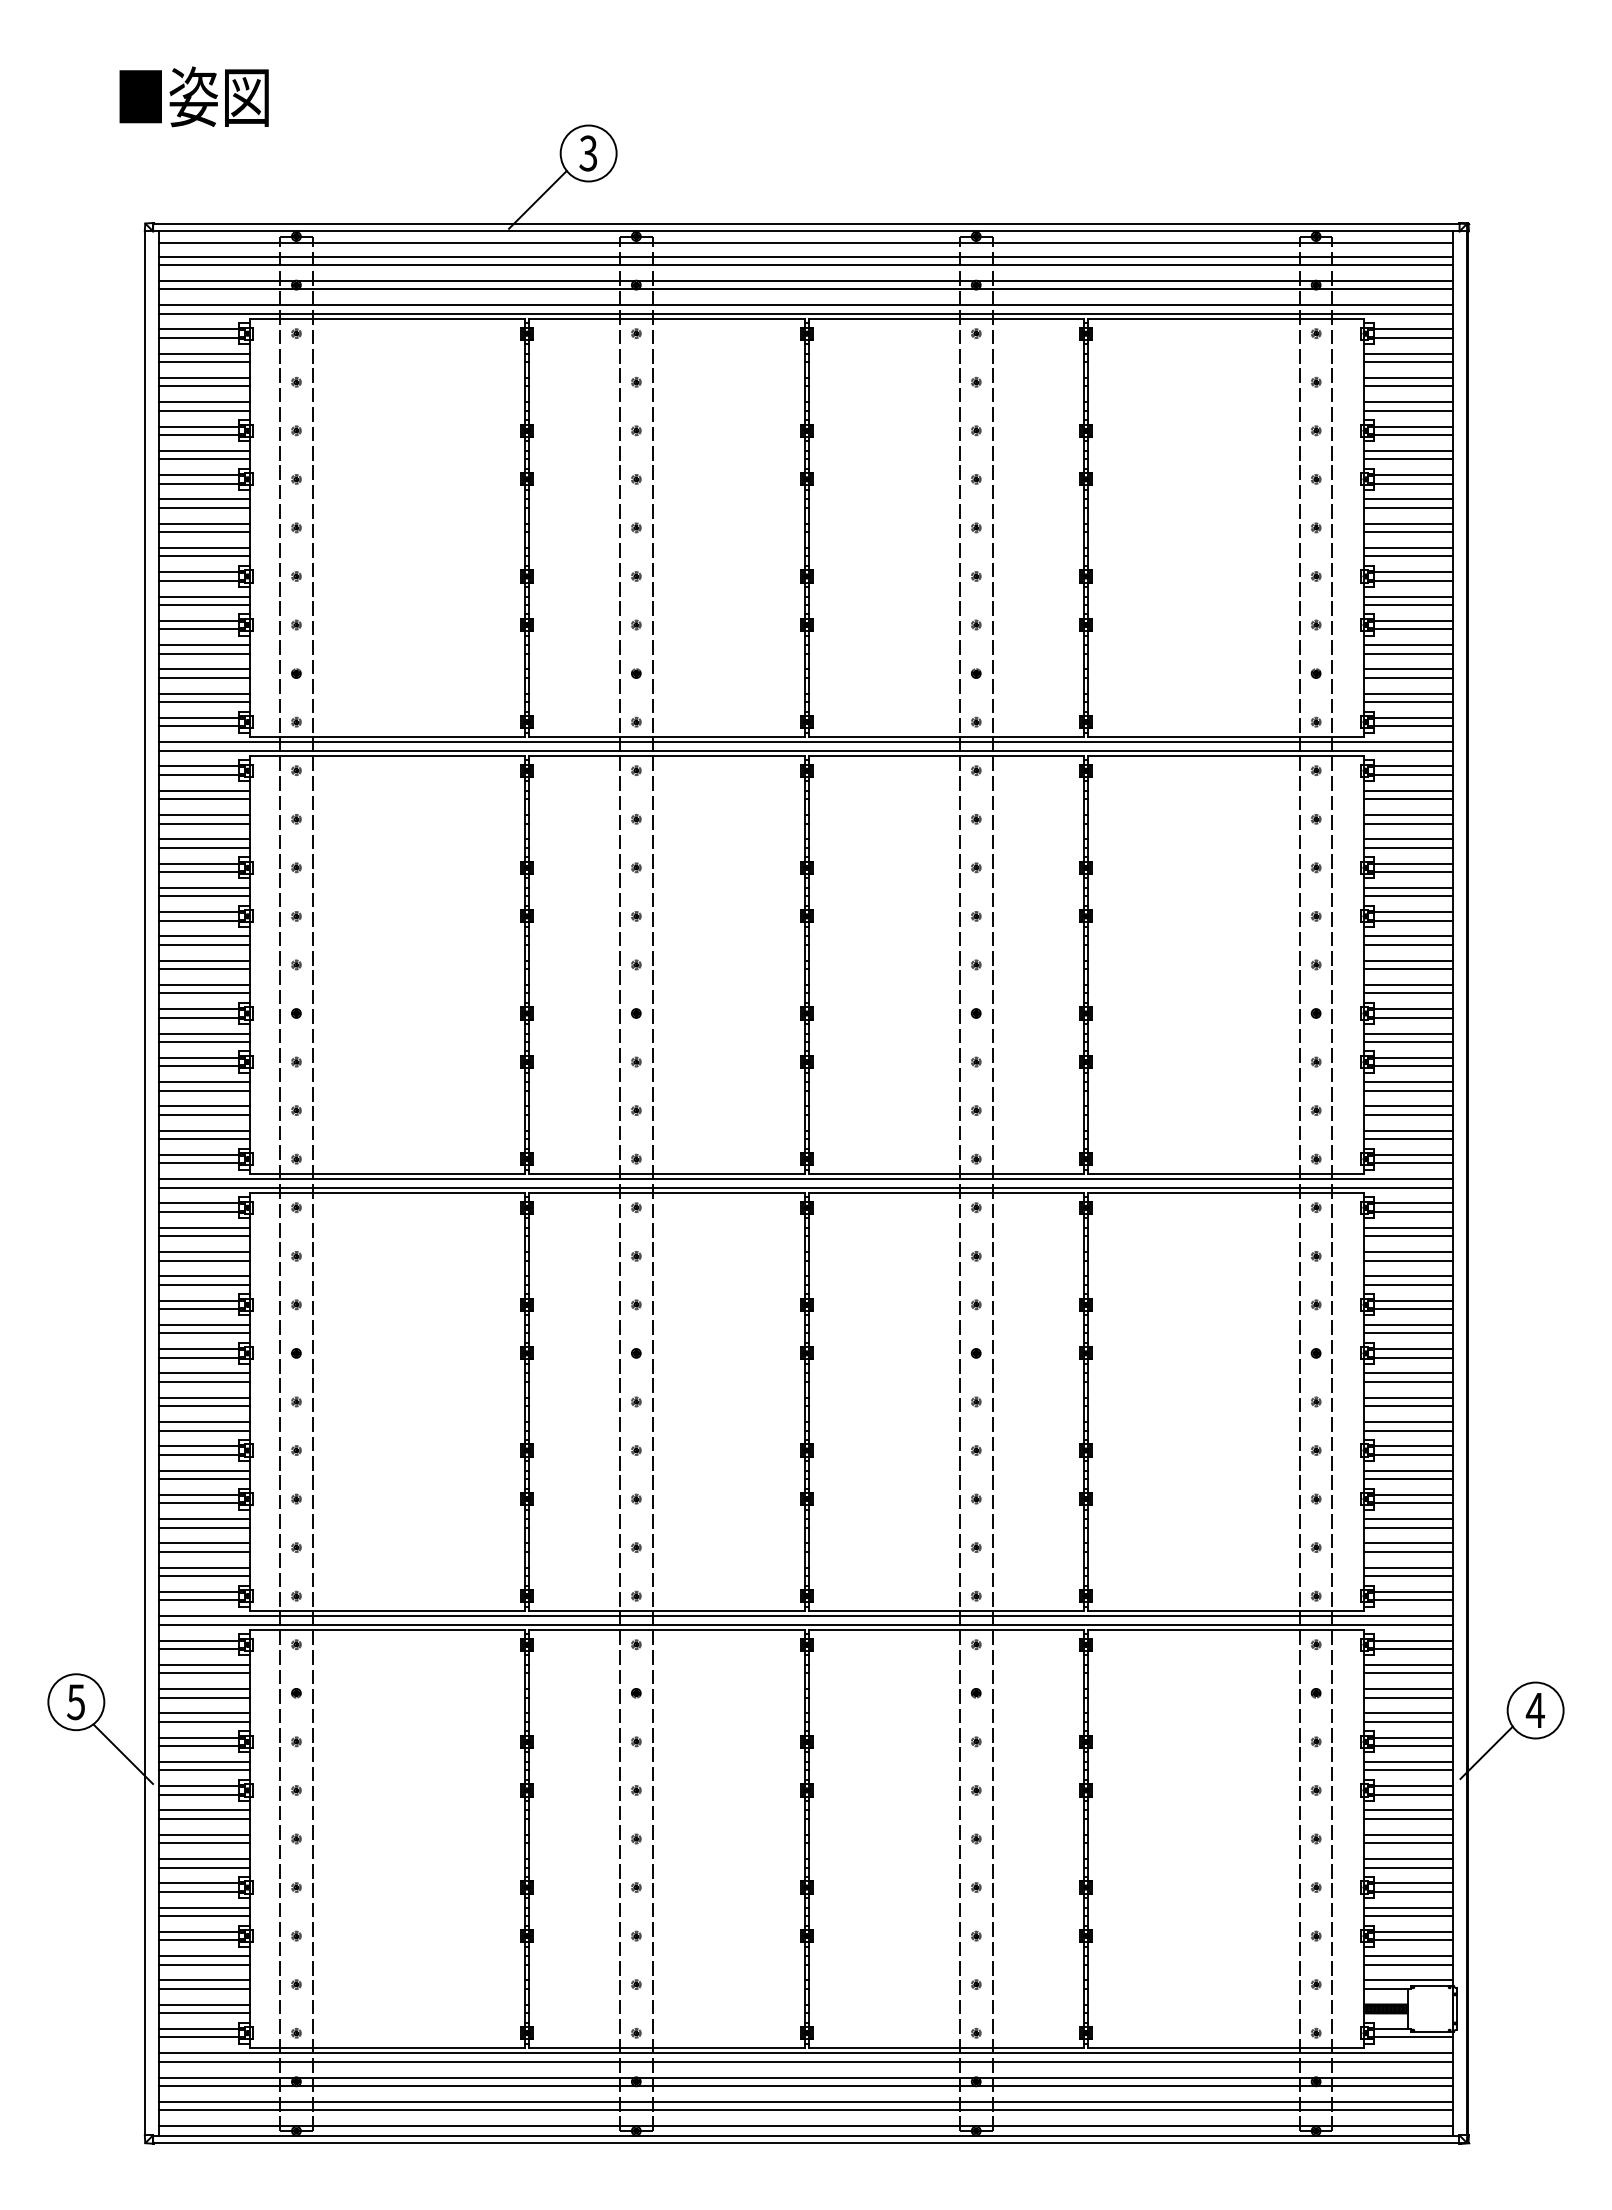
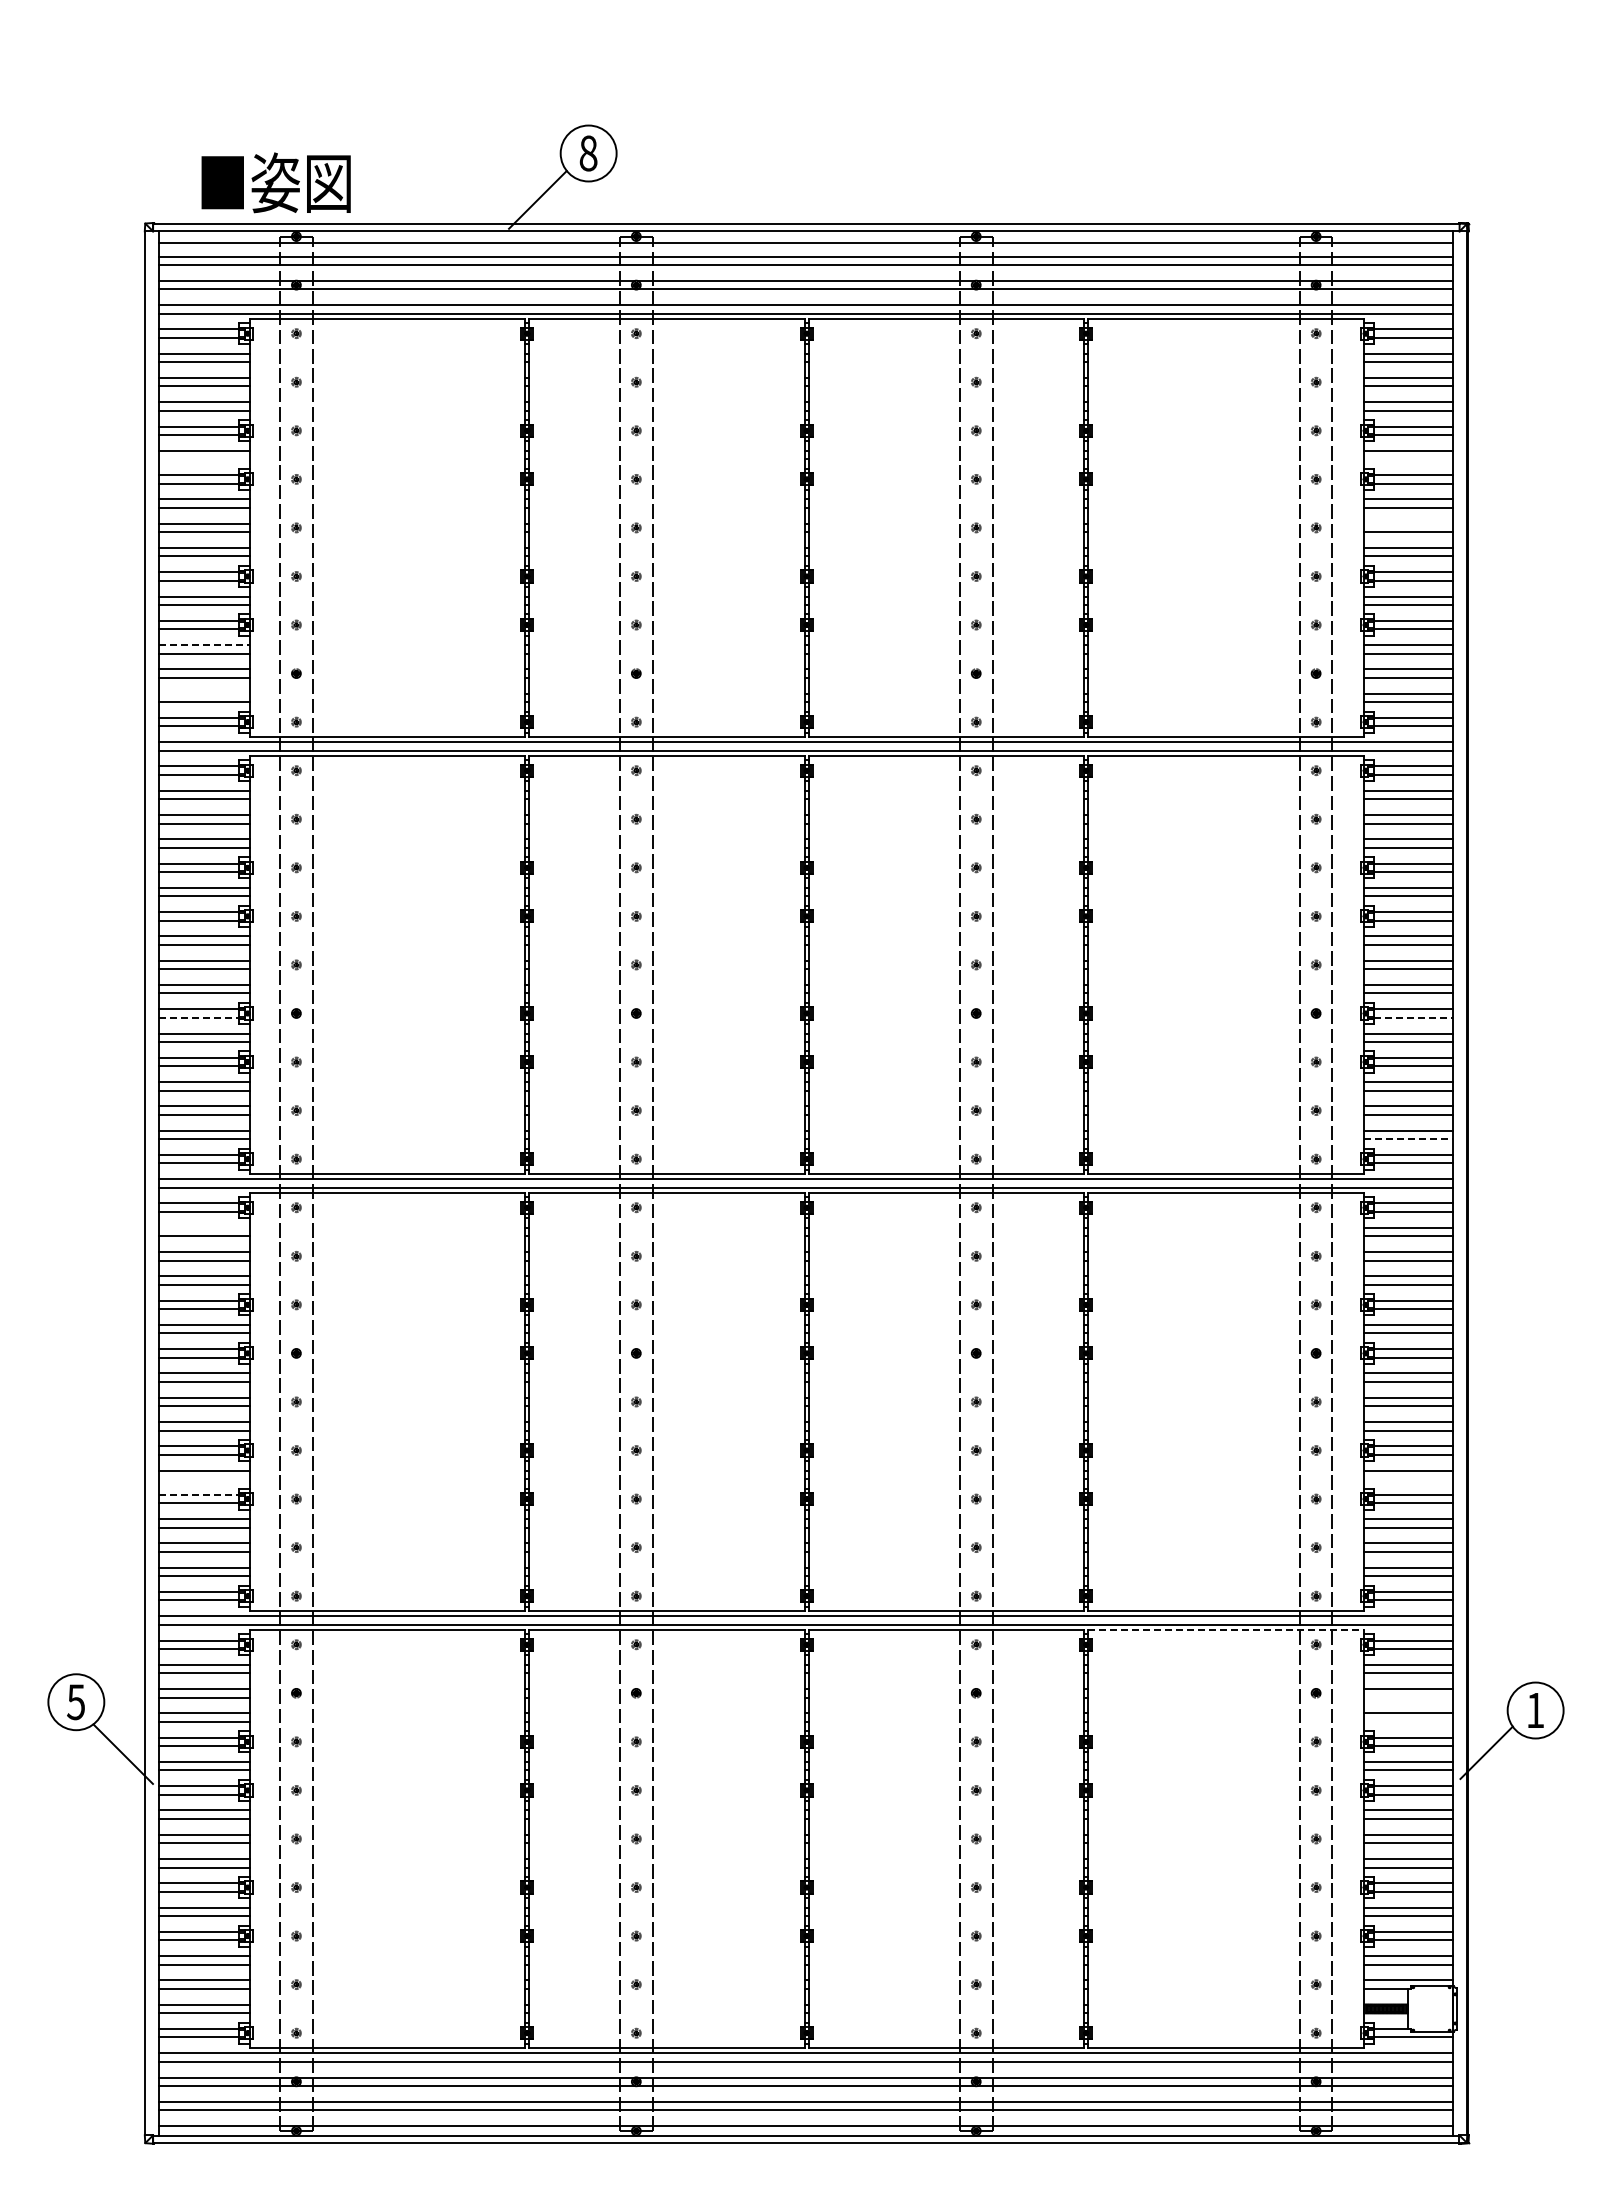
text position: (193, 96) -> (275, 182) (275, 182)
text: 3 -> 8 (588, 153)
line: present -> none (204, 459)
line: present -> none (1407, 459)
line: present -> none (1407, 523)
line: solid -> dashed (205, 645)
line: present -> none (204, 693)
line: solid -> dashed (199, 1017)
line: solid -> dashed (1414, 1017)
line: solid -> dashed (1408, 1139)
line: present -> none (204, 1227)
line: present -> none (204, 1479)
line: present -> none (1407, 1479)
line: solid -> dashed (199, 1494)
line: solid -> dashed (1225, 1629)
line: present -> none (1407, 1697)
text: 4 -> 1 (1534, 1710)
line: present -> none (1407, 1721)
